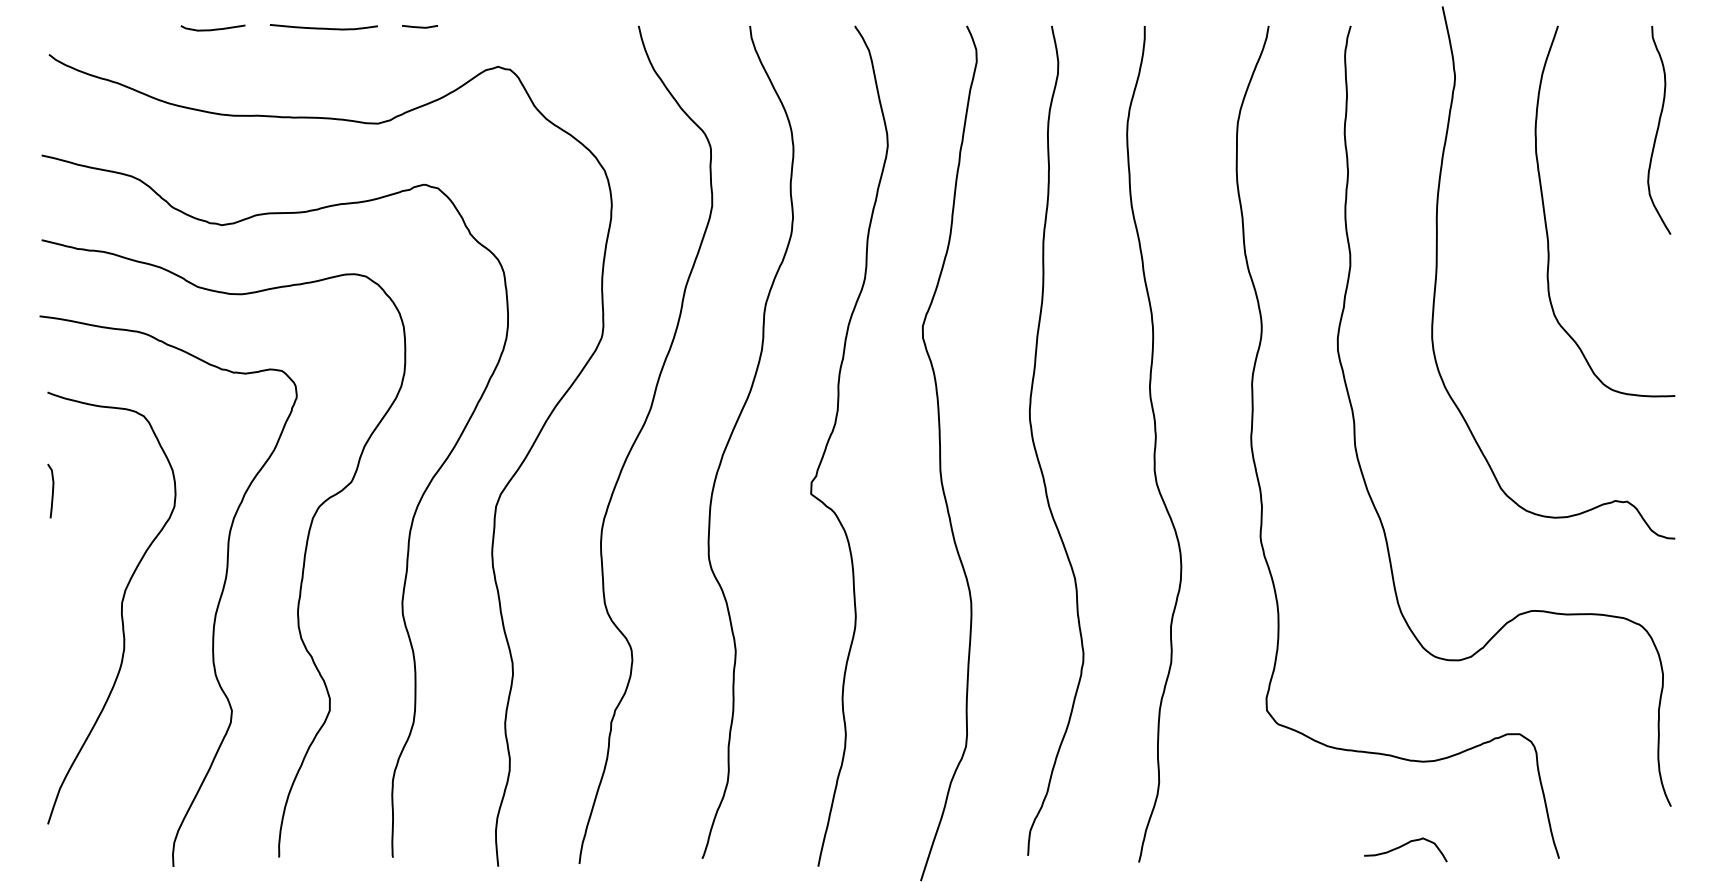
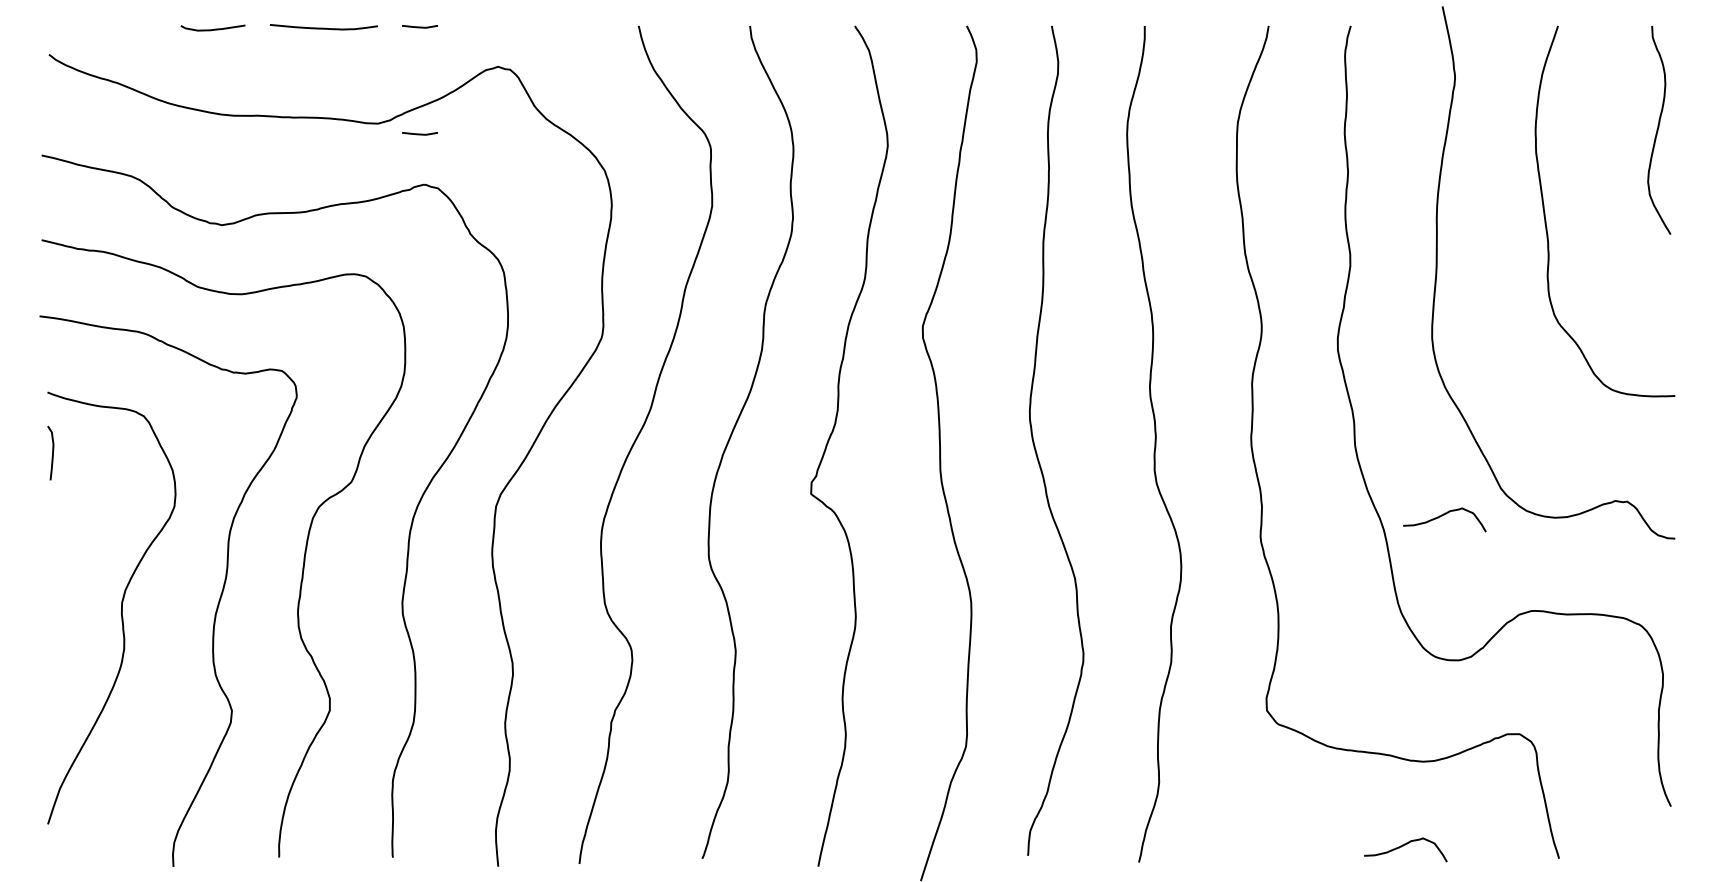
line: none -> present (420, 133)
curve position: (52, 490) -> (52, 452) (52, 452)
curve: none -> present (1442, 516)
